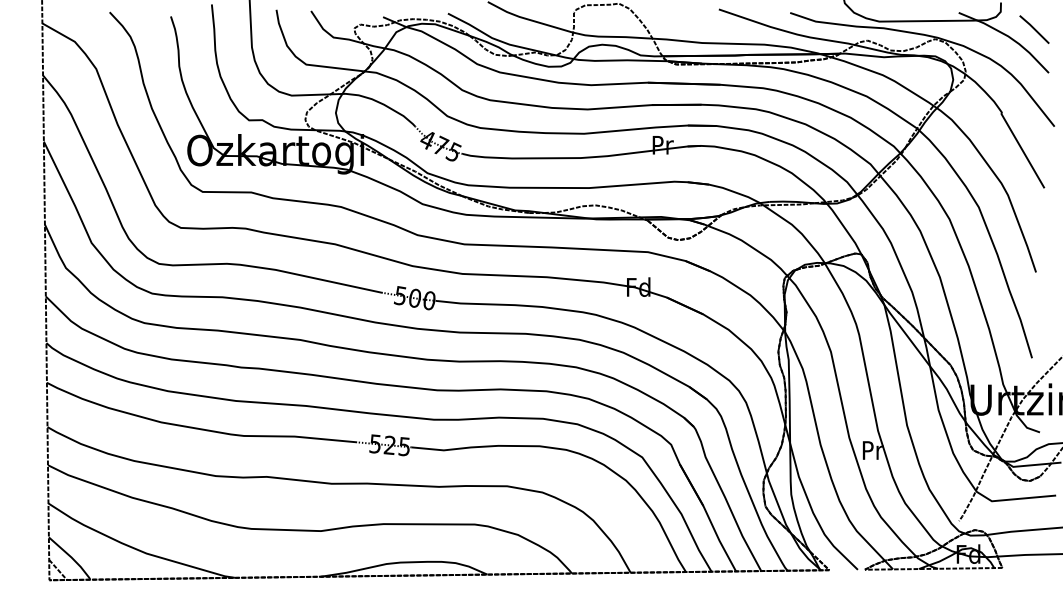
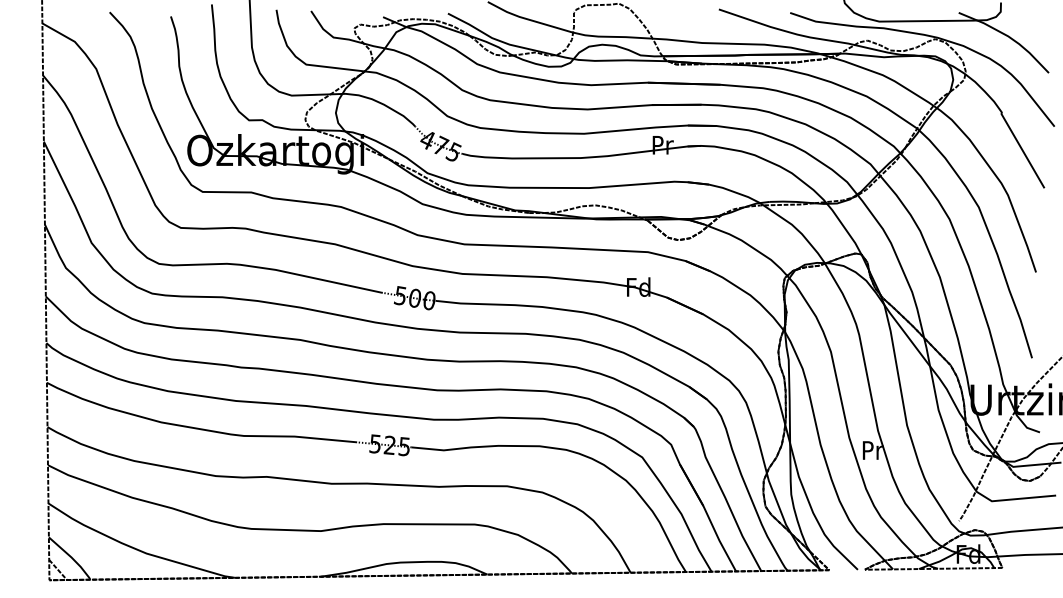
line: present -> none (1034, 29)
